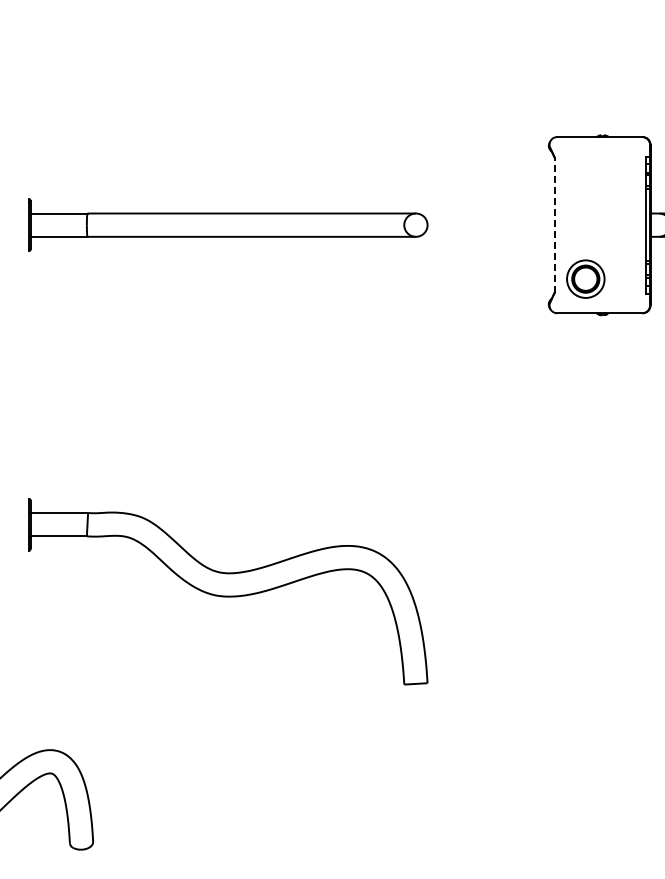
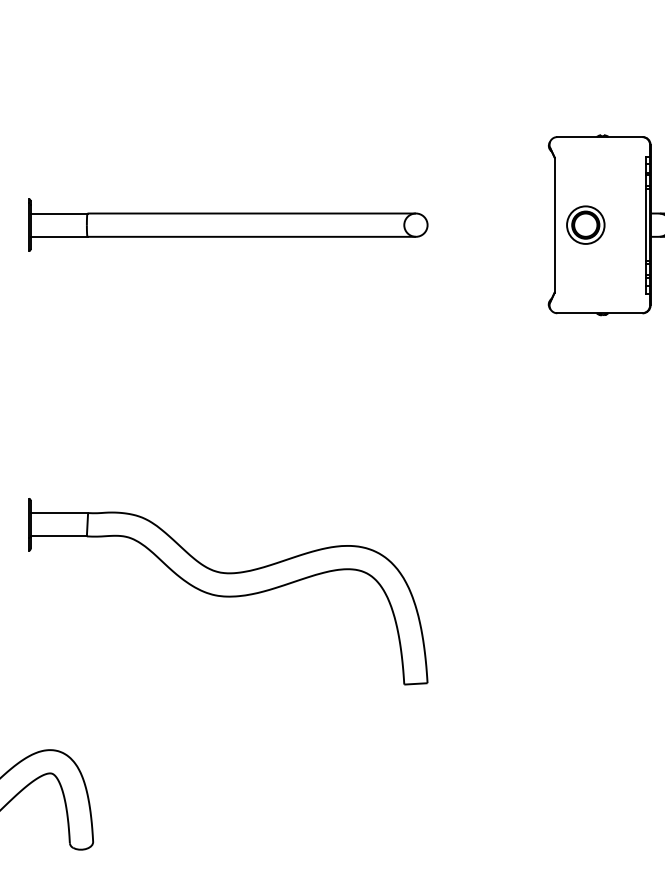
line: dashed -> solid (554, 225)
part position: (585, 278) -> (585, 224) (585, 224)
